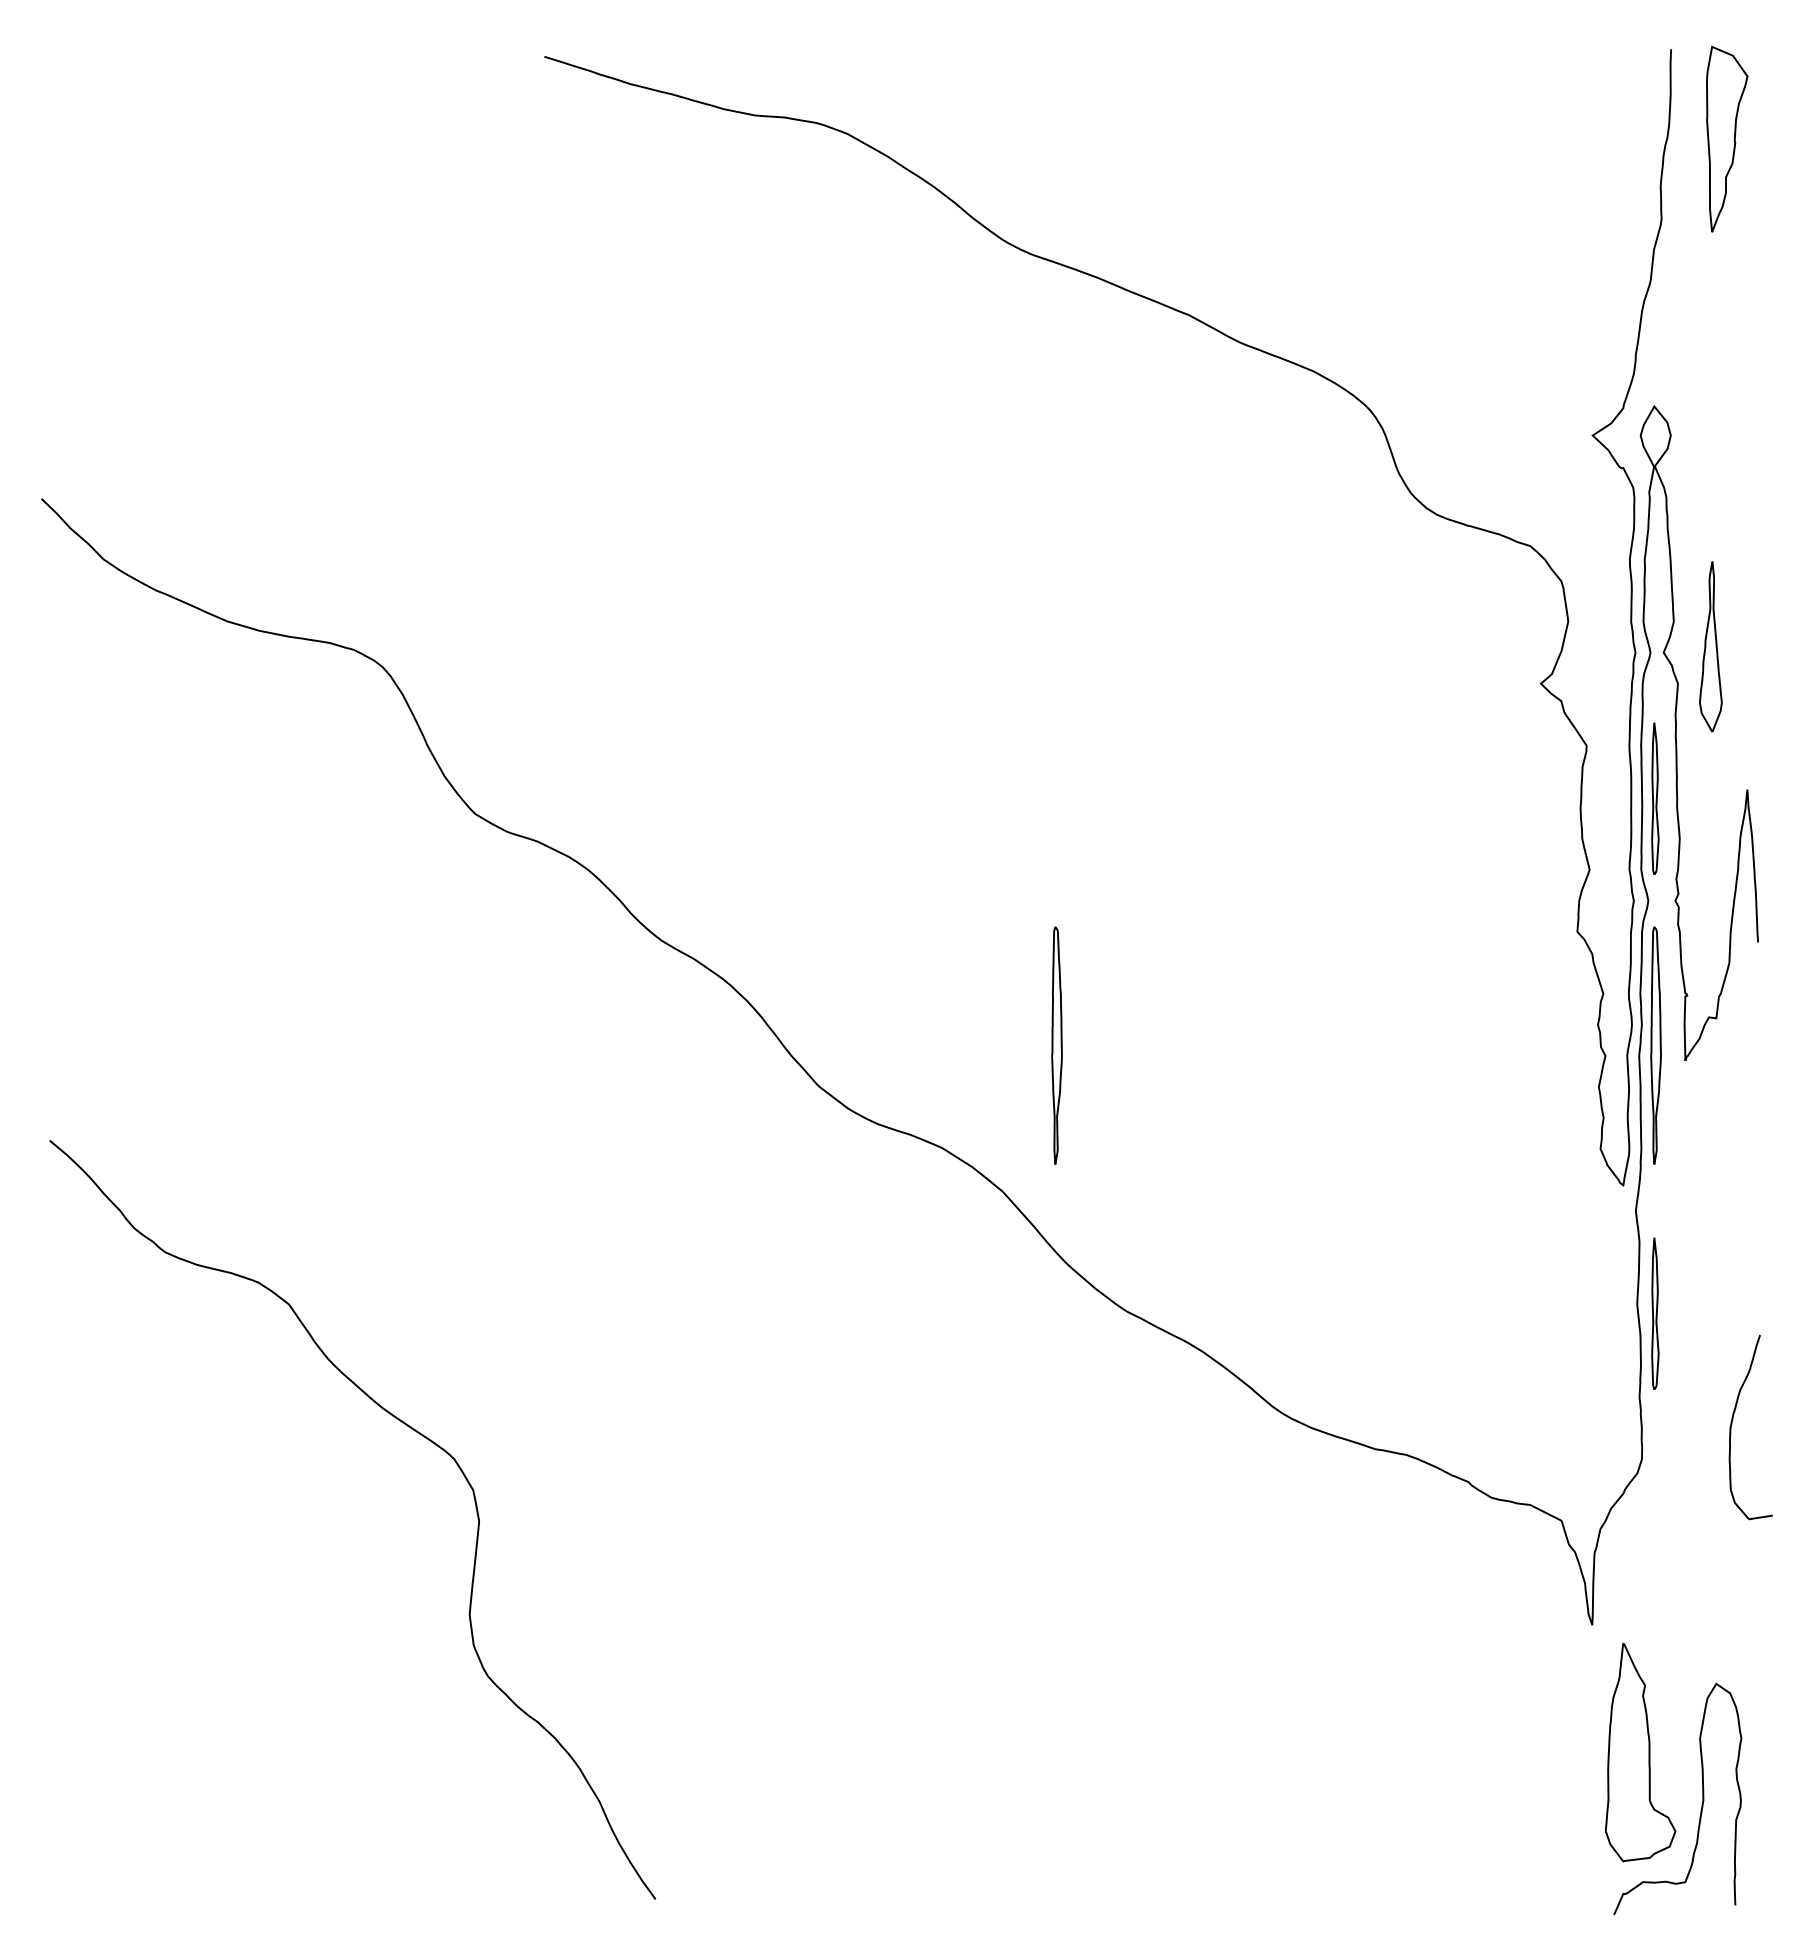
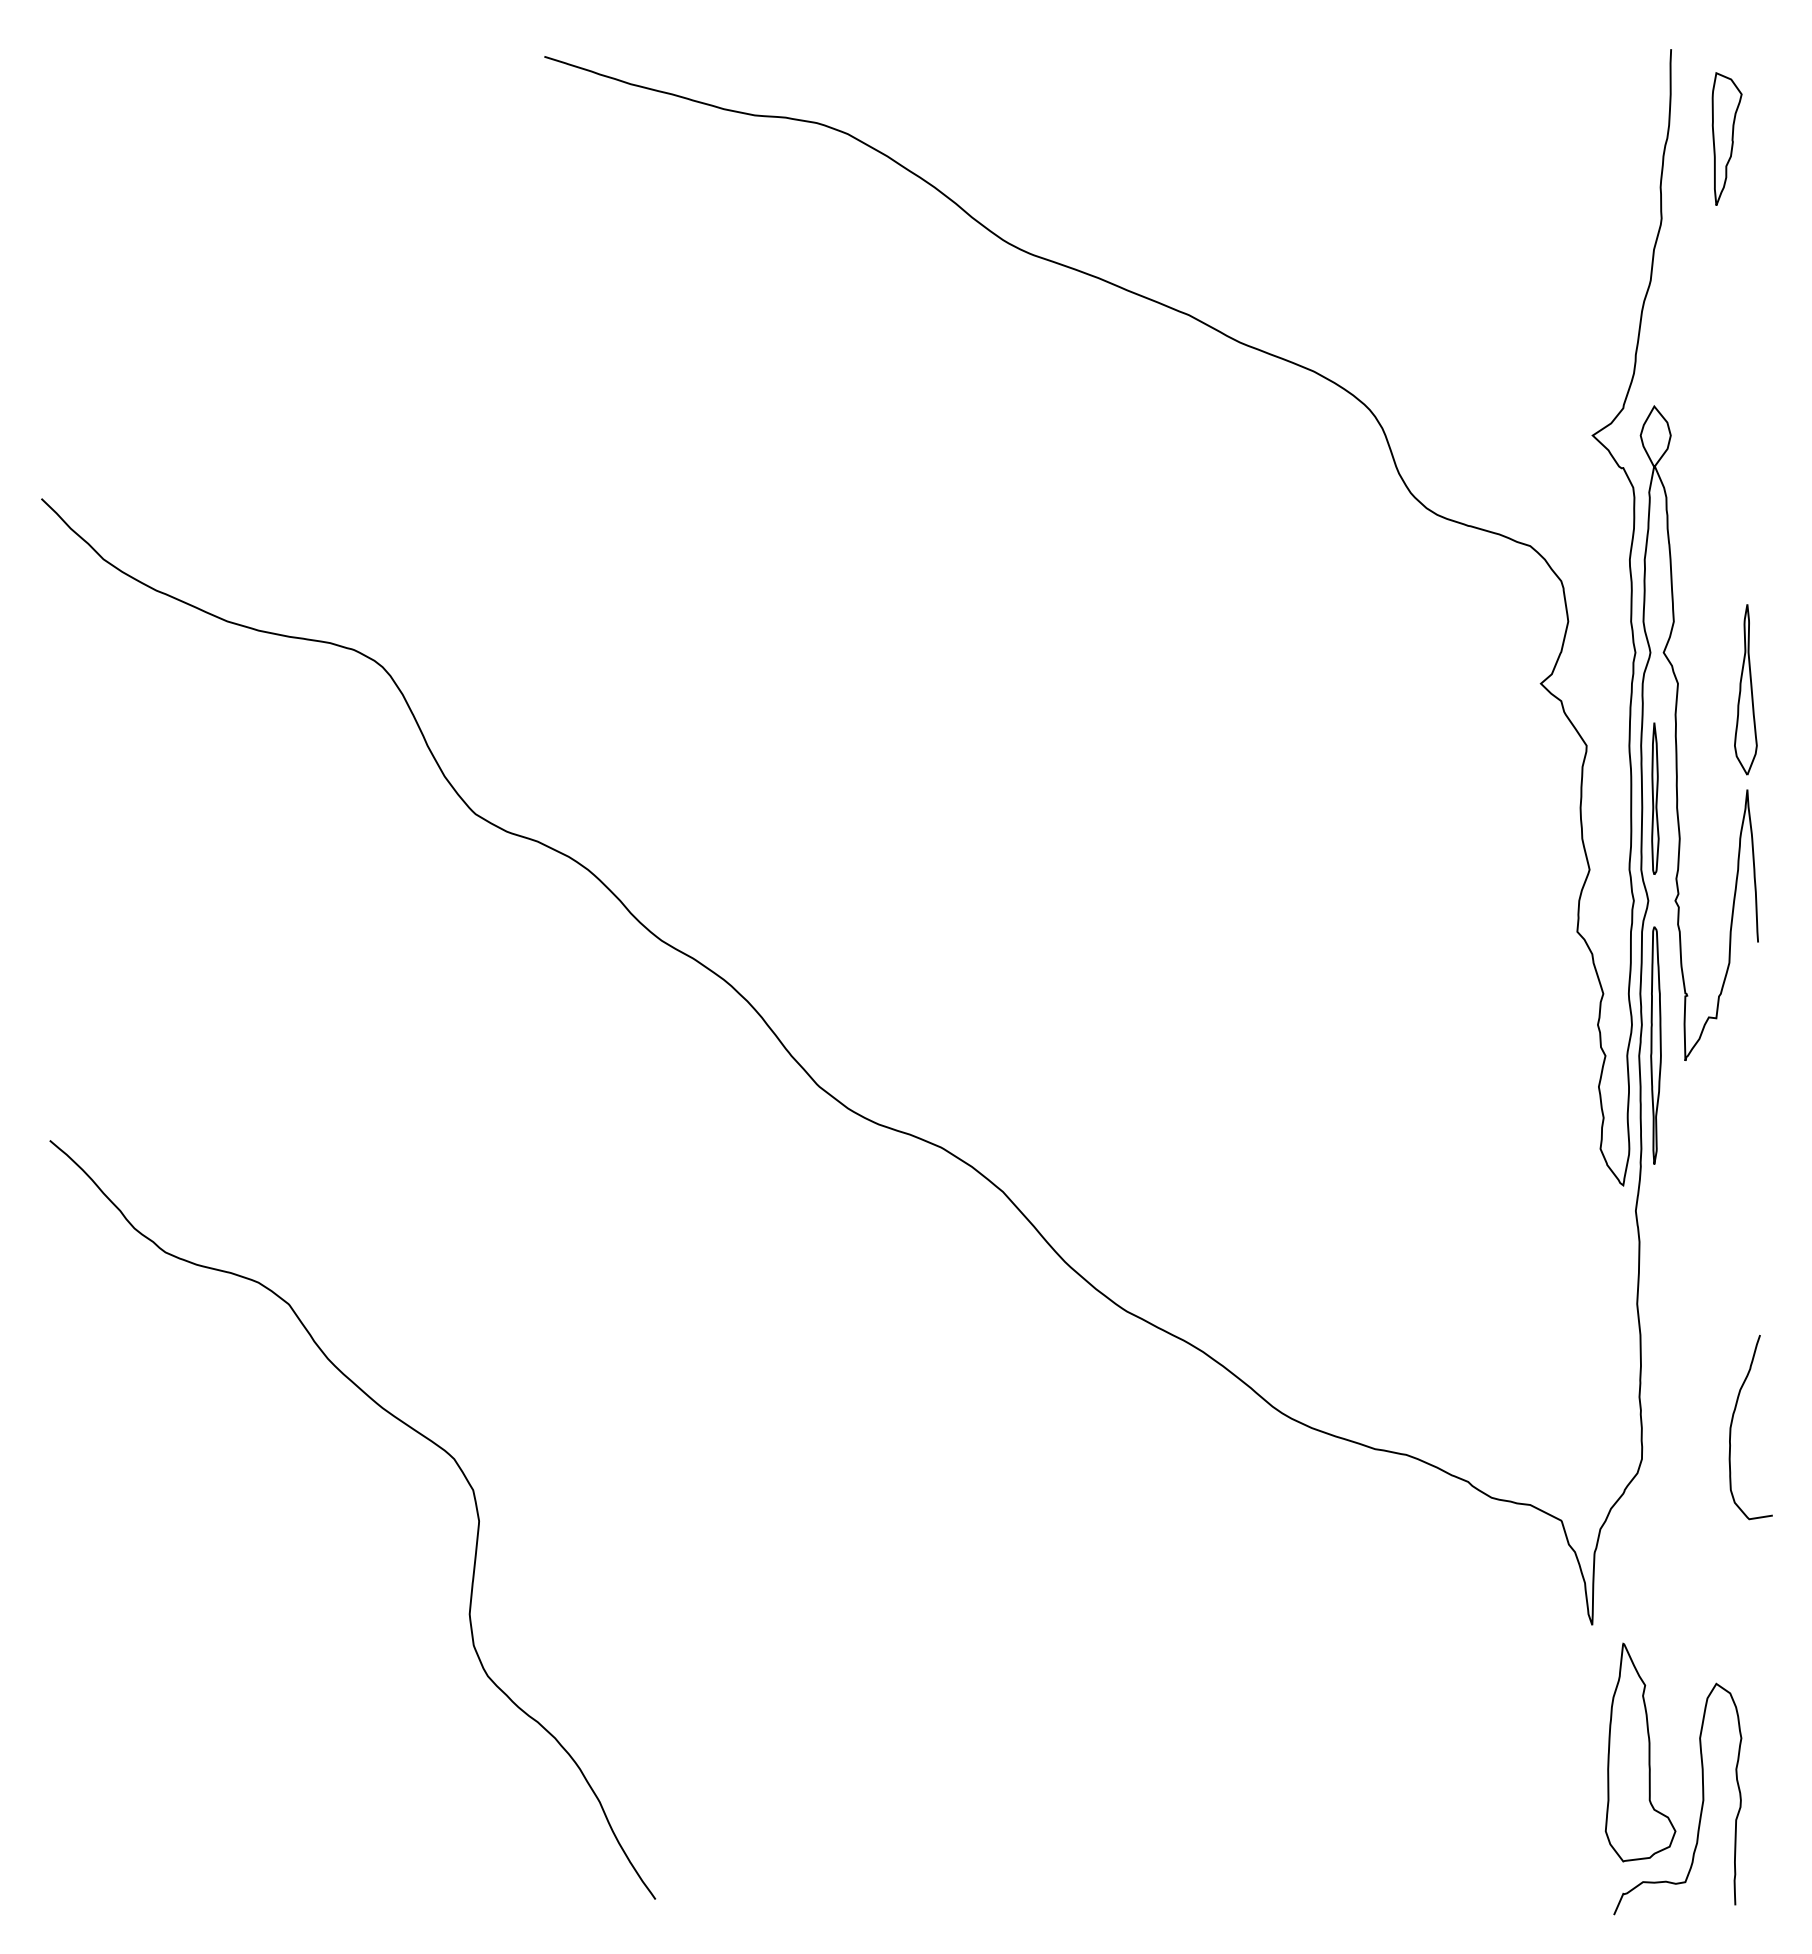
part size: 43x188 px -> 32x134 px (1726, 138)
part position: (1710, 646) -> (1745, 689) (1745, 689)
part: present -> none (1056, 1045)
part: present -> none (1655, 1313)
